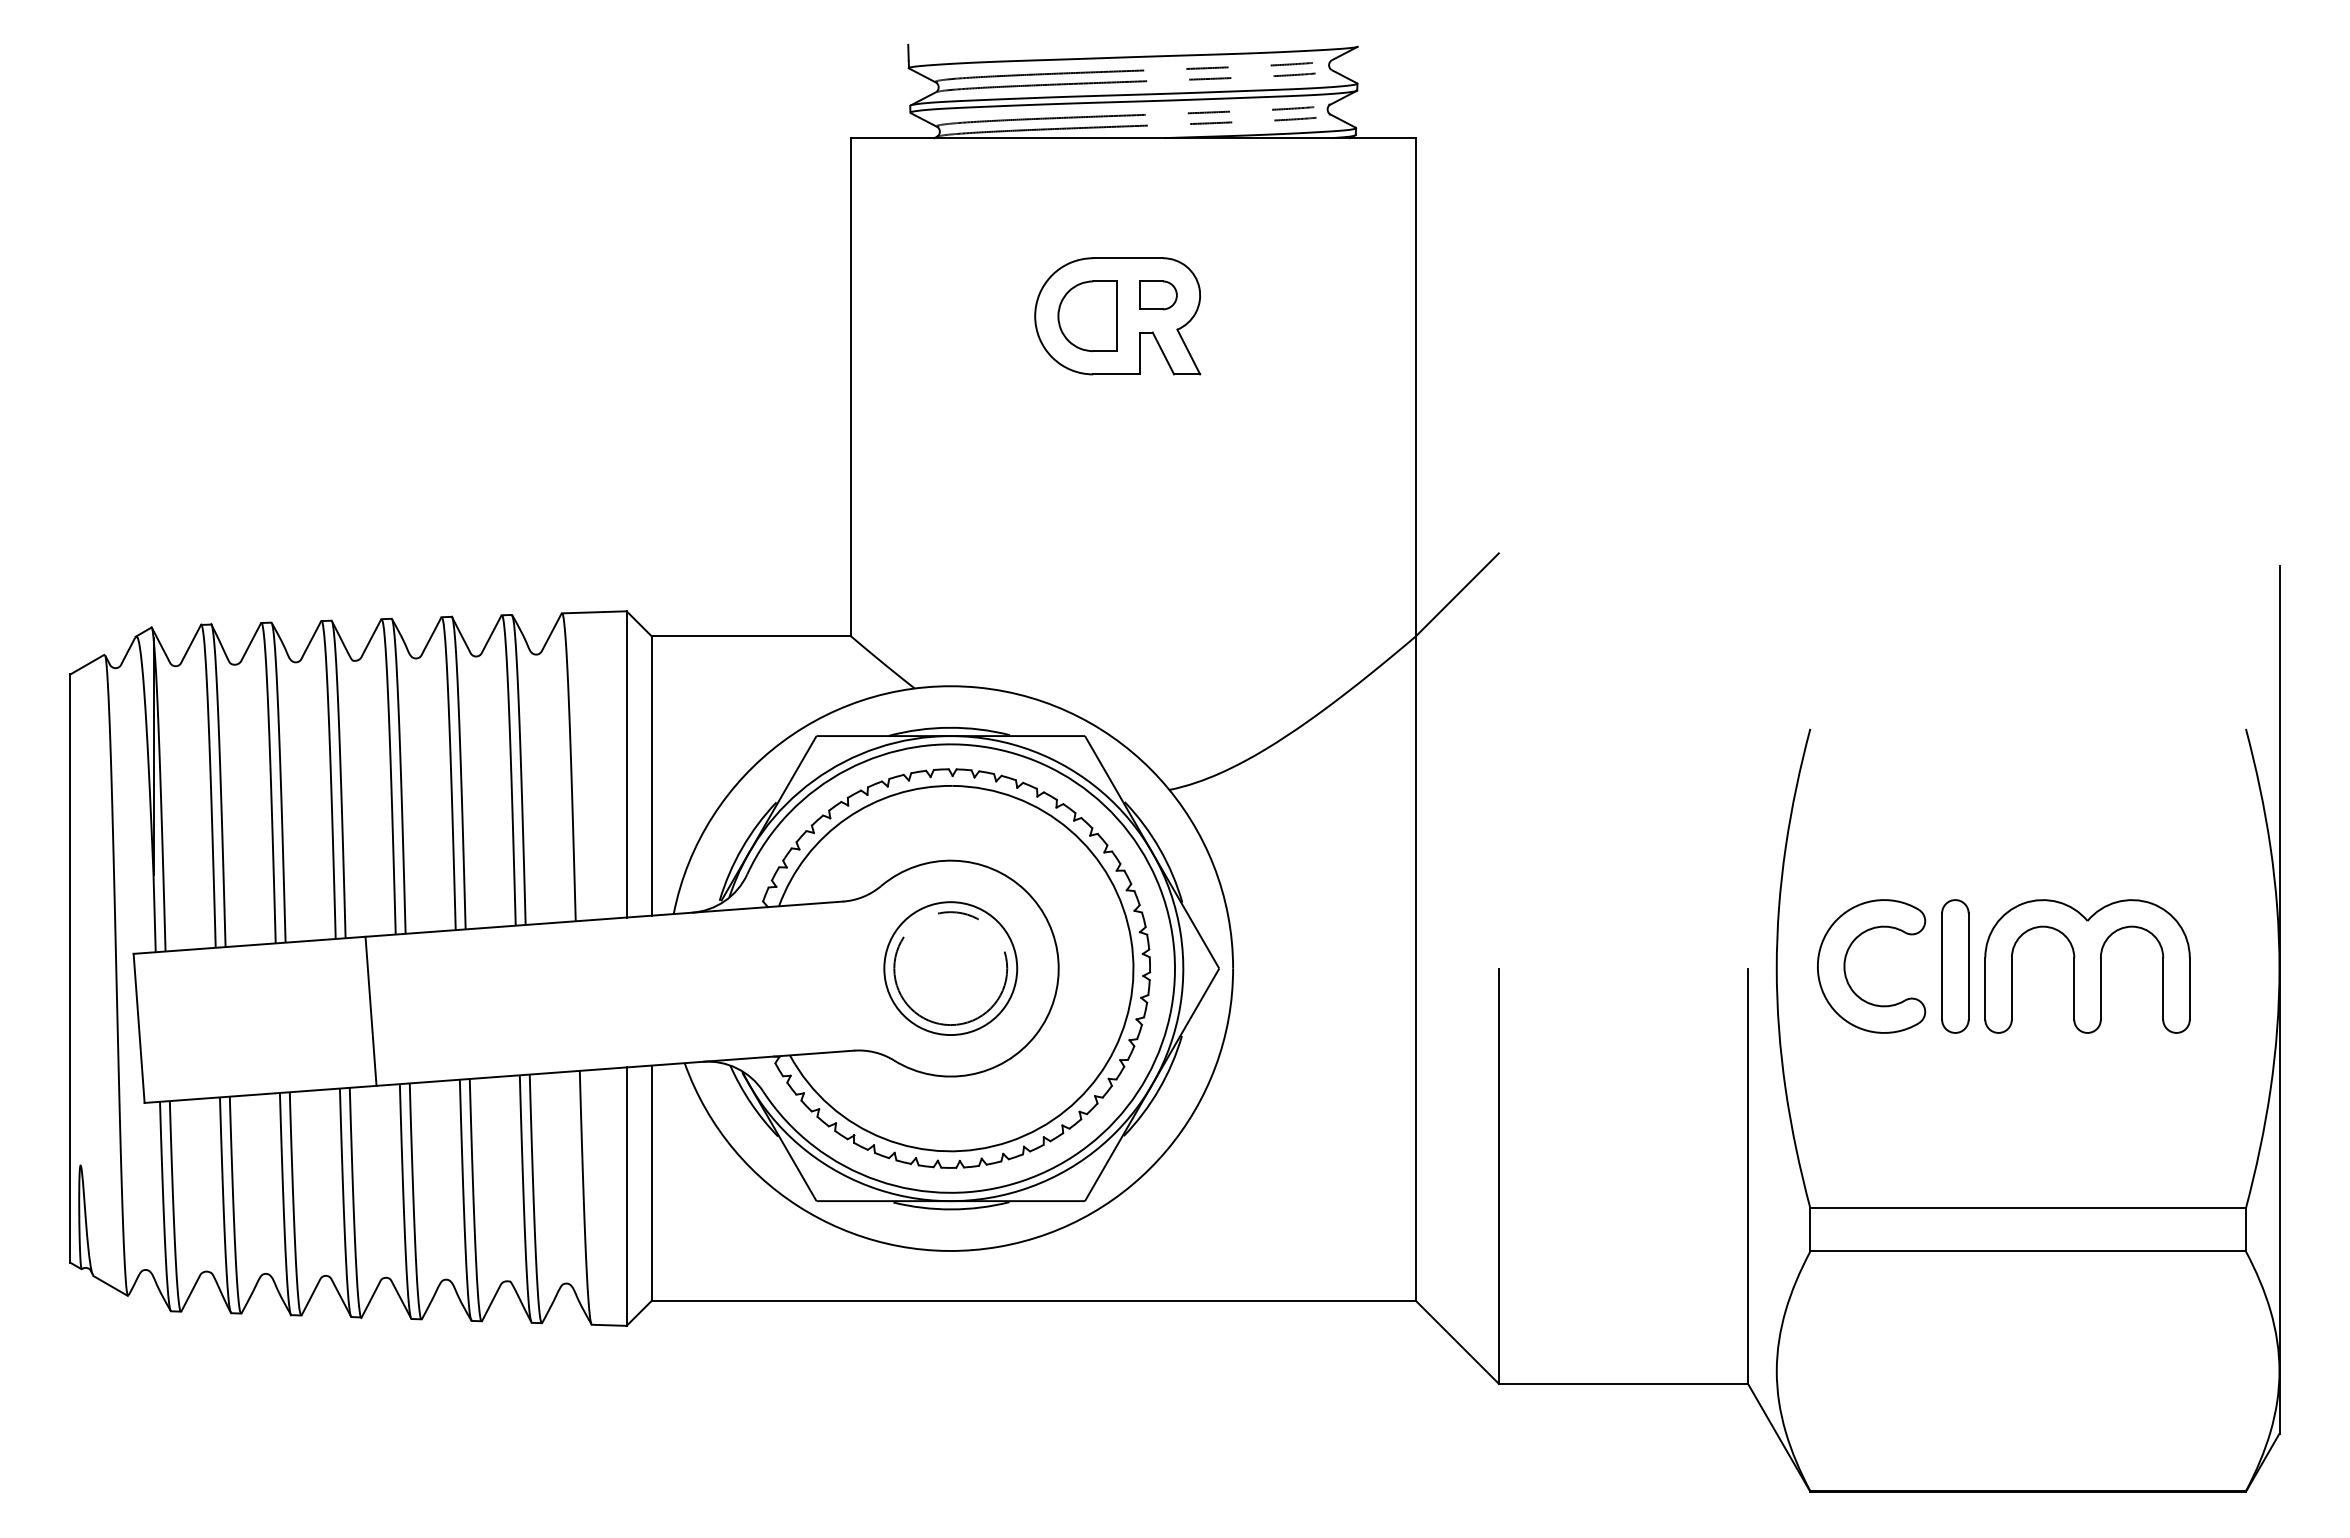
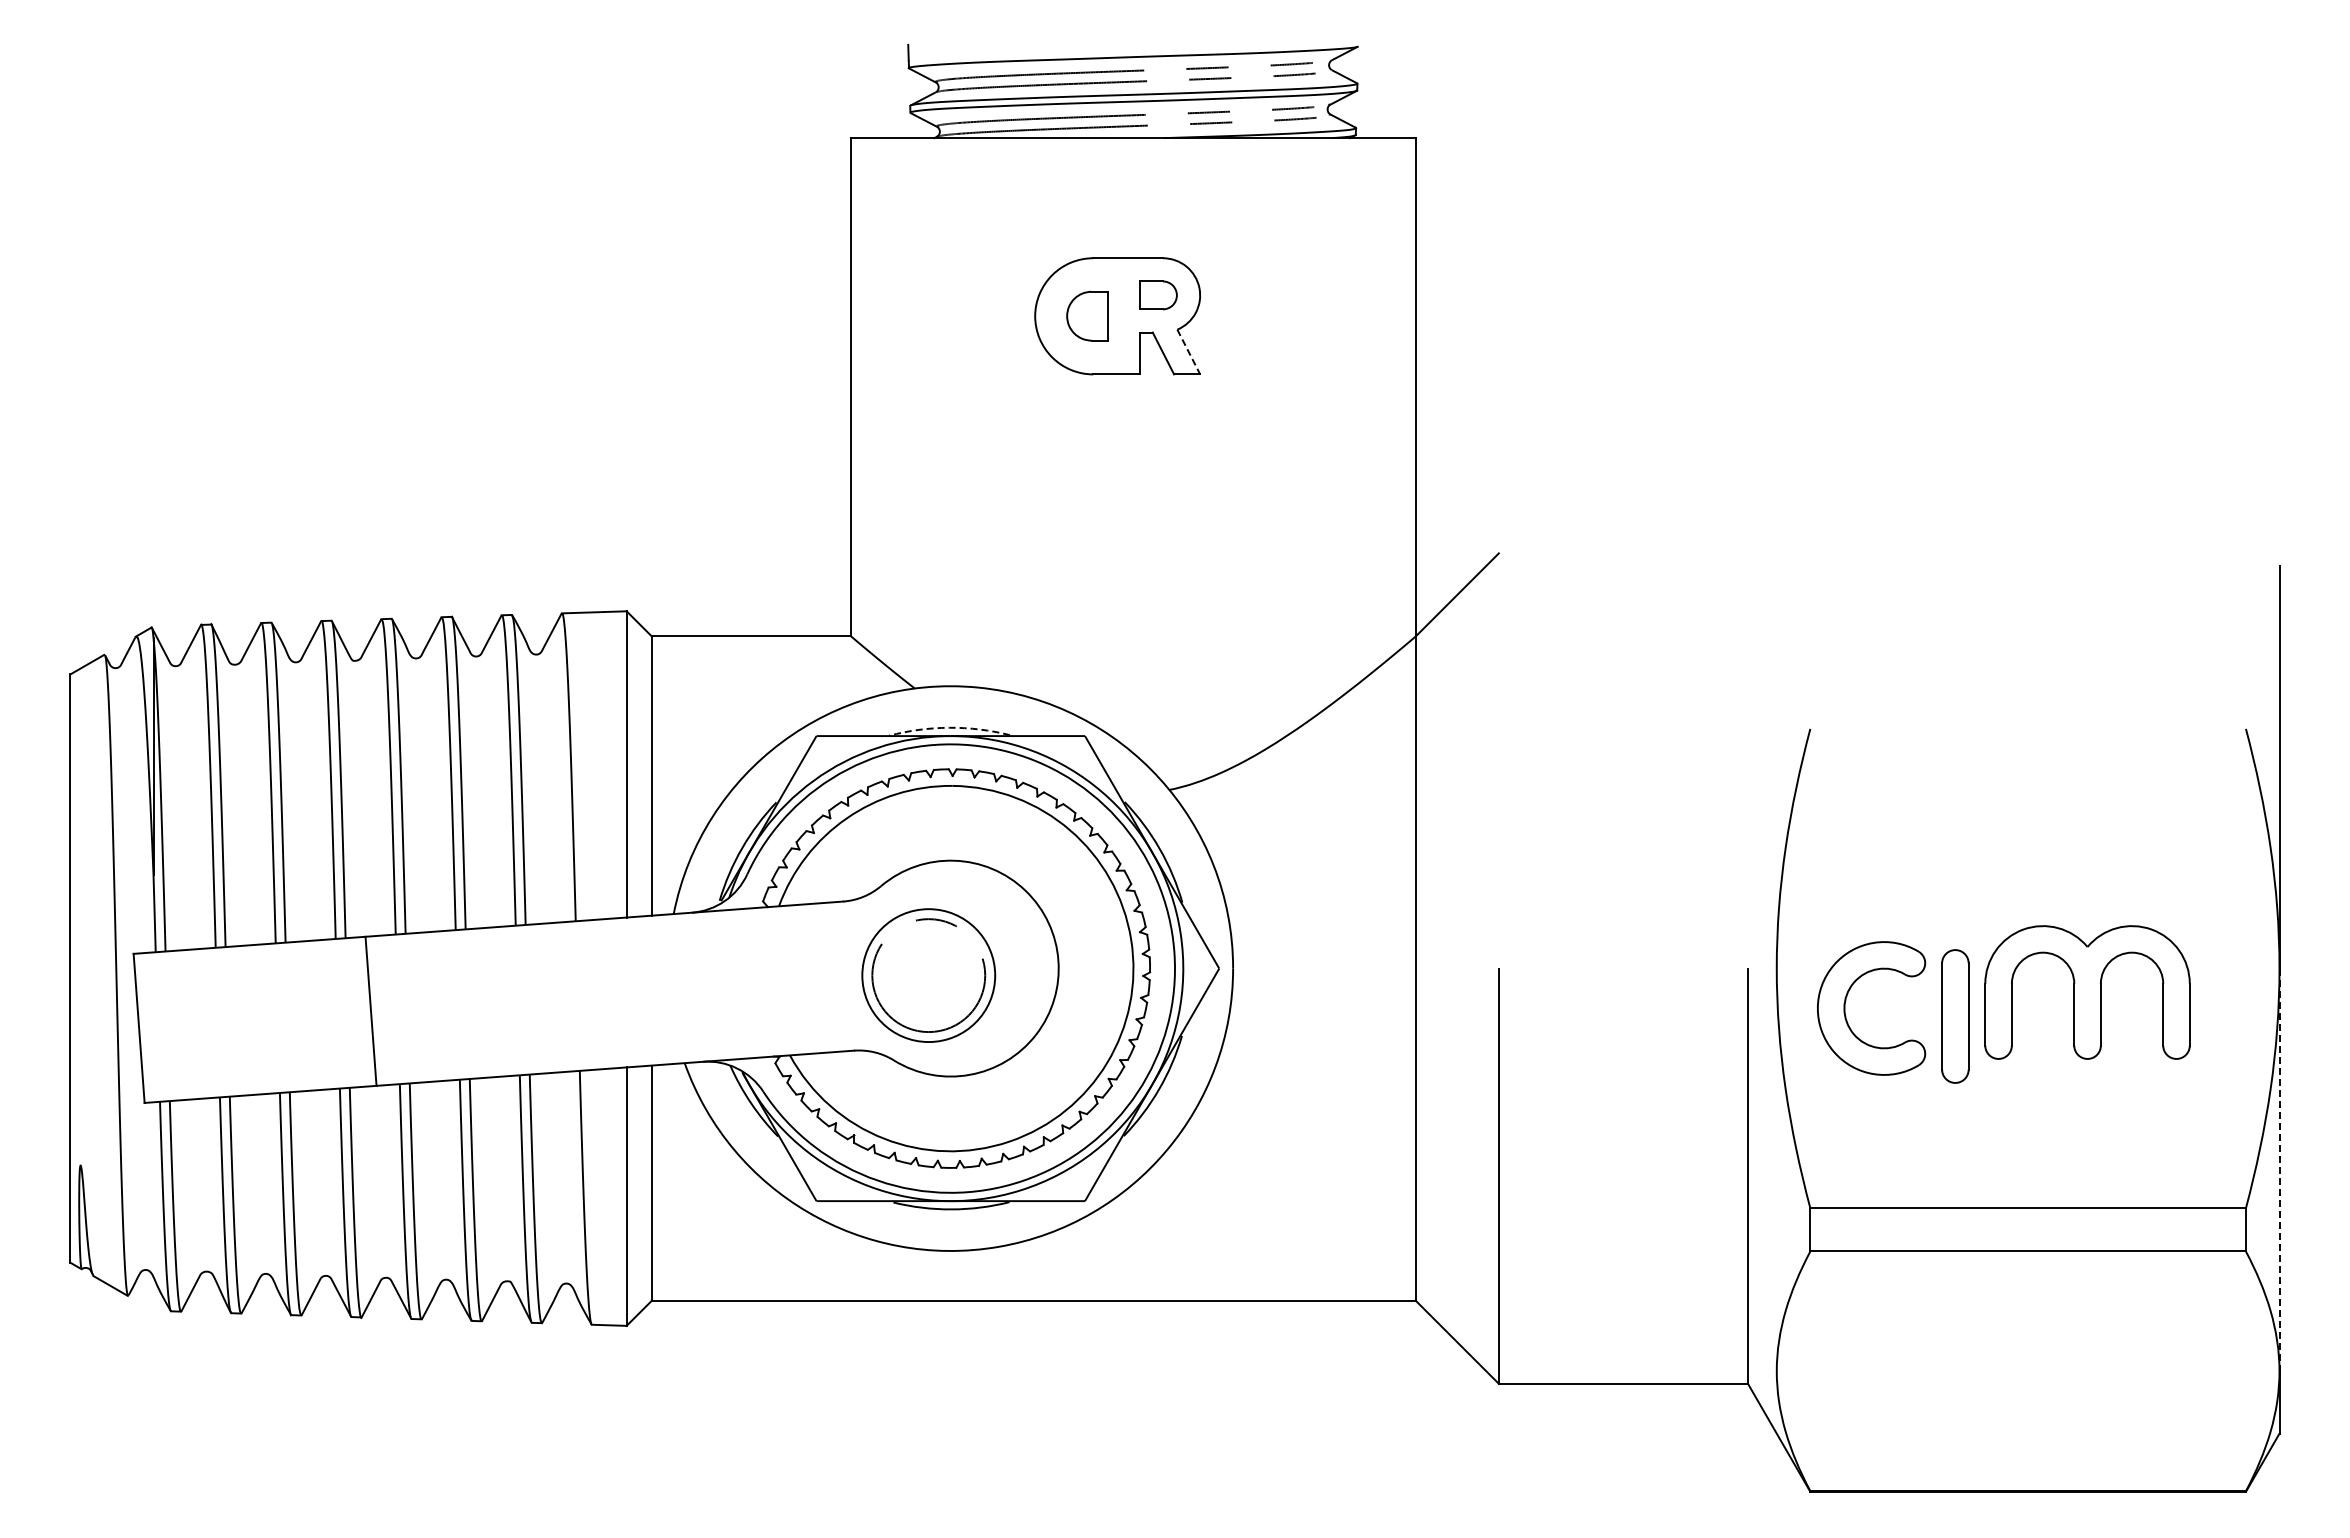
part size: 61x72 px -> 43x51 px (1087, 316)
line: solid -> dashed (1189, 352)
arc: solid -> dashed (949, 727)
part position: (1845, 966) -> (1845, 1008) (1845, 1008)
part position: (1955, 966) -> (1955, 1016) (1955, 1016)
part position: (2087, 966) -> (2087, 992) (2087, 992)
part position: (950, 968) -> (928, 975) (928, 975)
line: solid -> dashed (2279, 1170)
